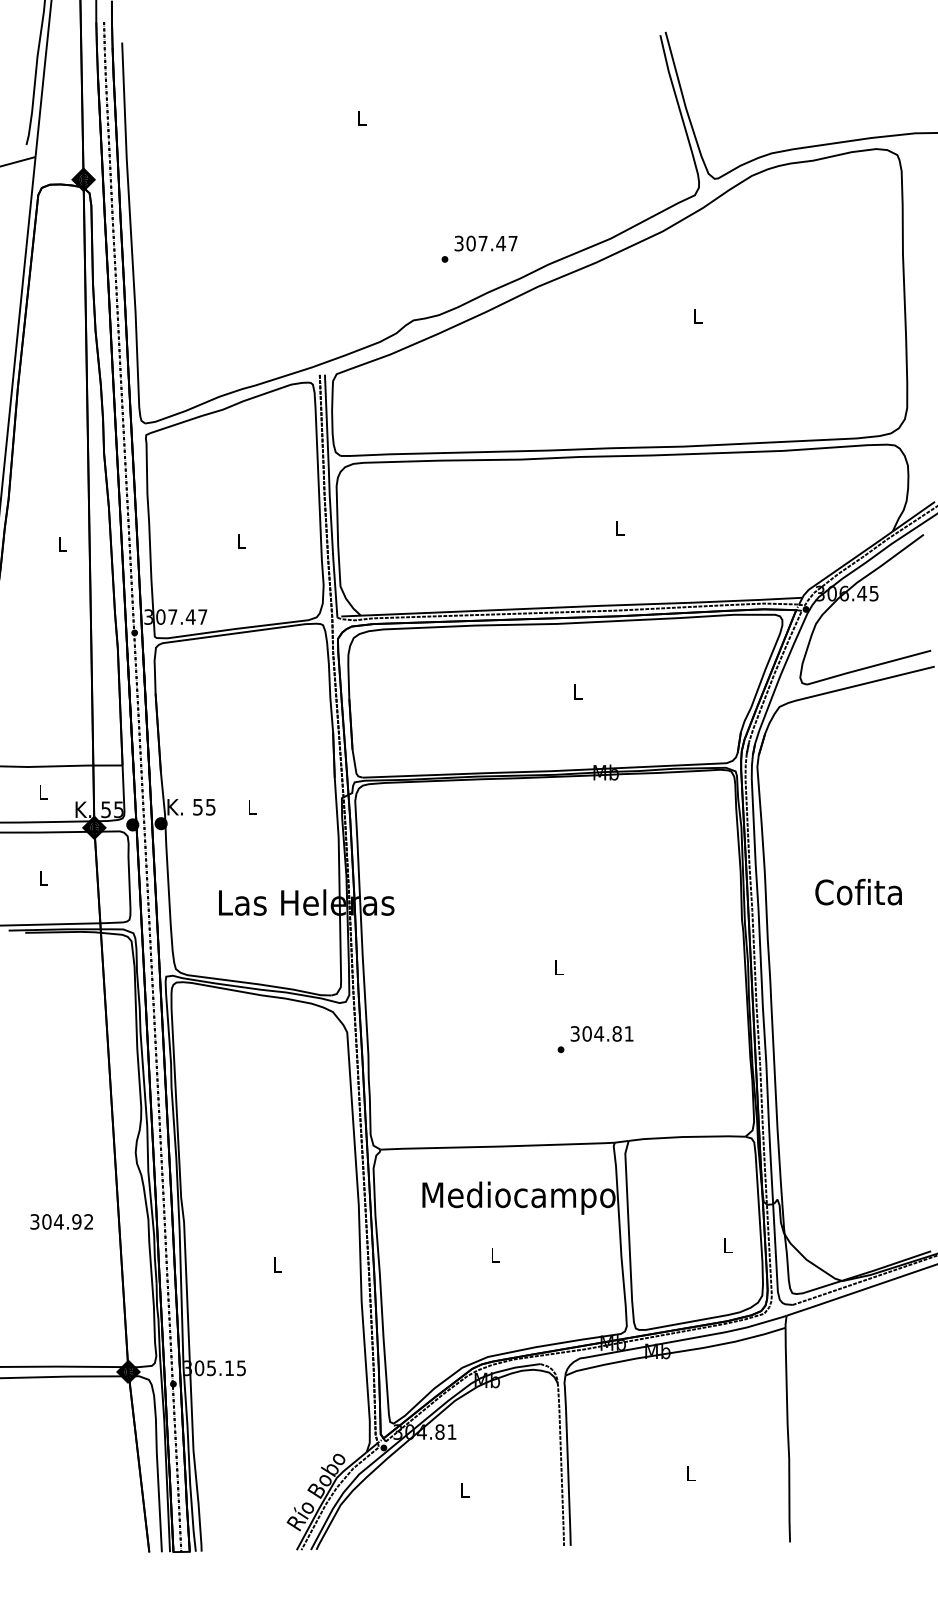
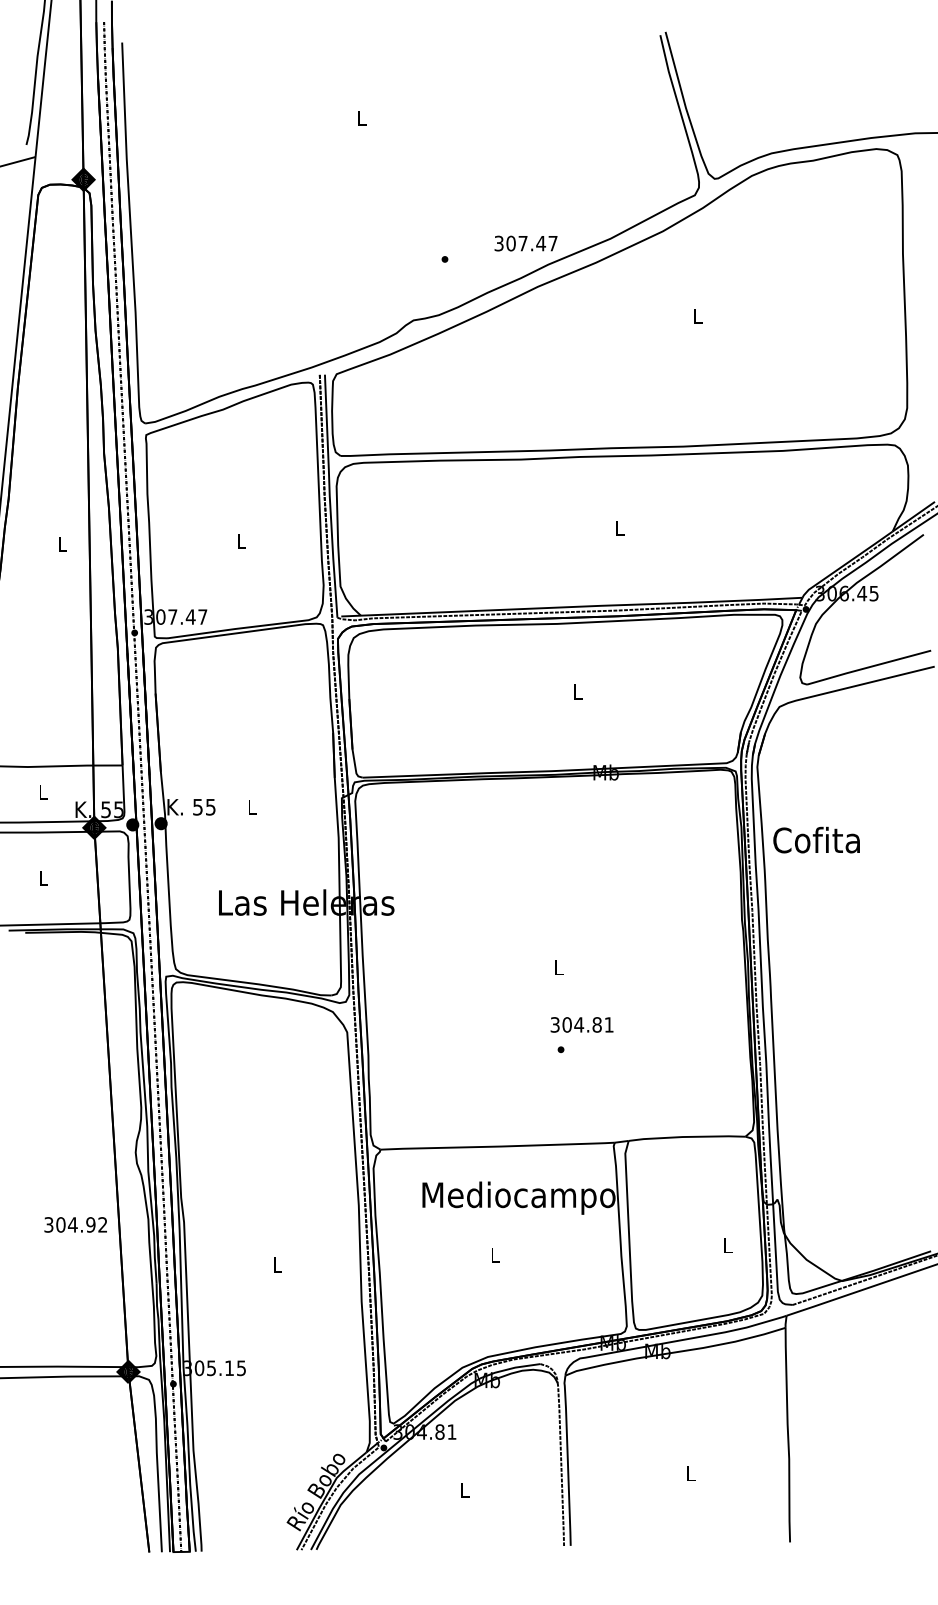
text position: (485, 243) -> (525, 243) (525, 243)
text position: (858, 891) -> (816, 839) (816, 839)
text position: (601, 1033) -> (581, 1024) (581, 1024)
text position: (61, 1221) -> (75, 1224) (75, 1224)
